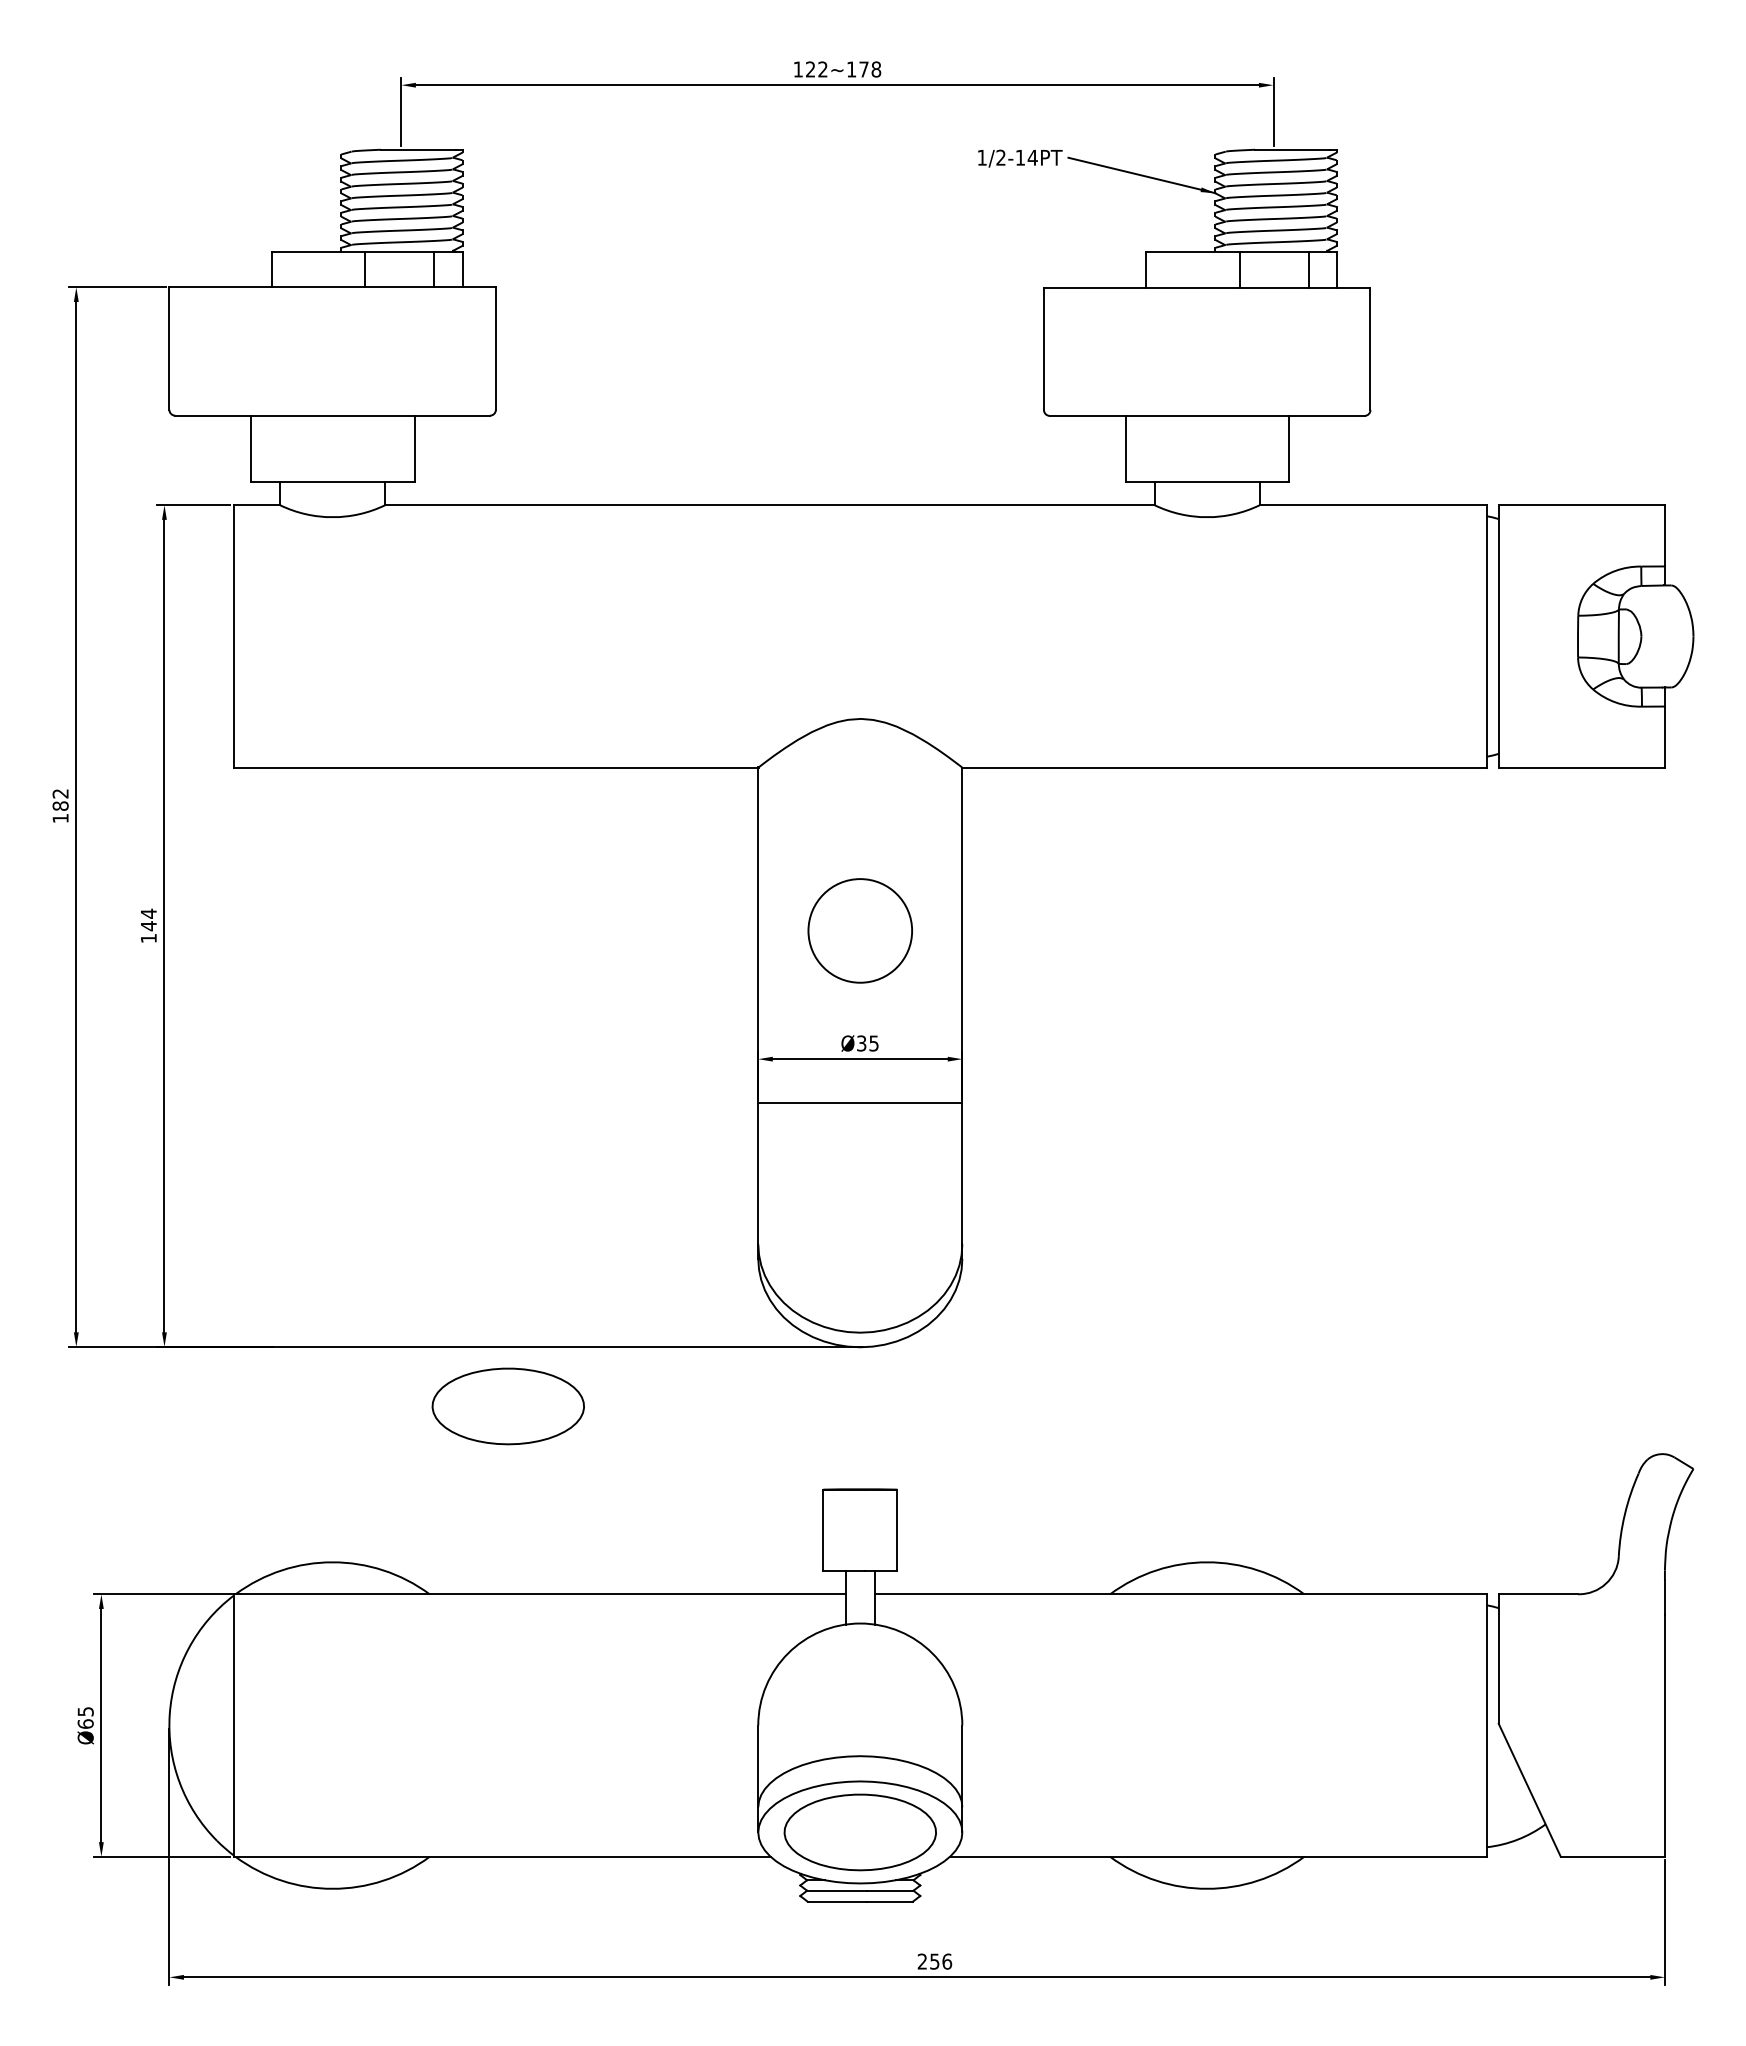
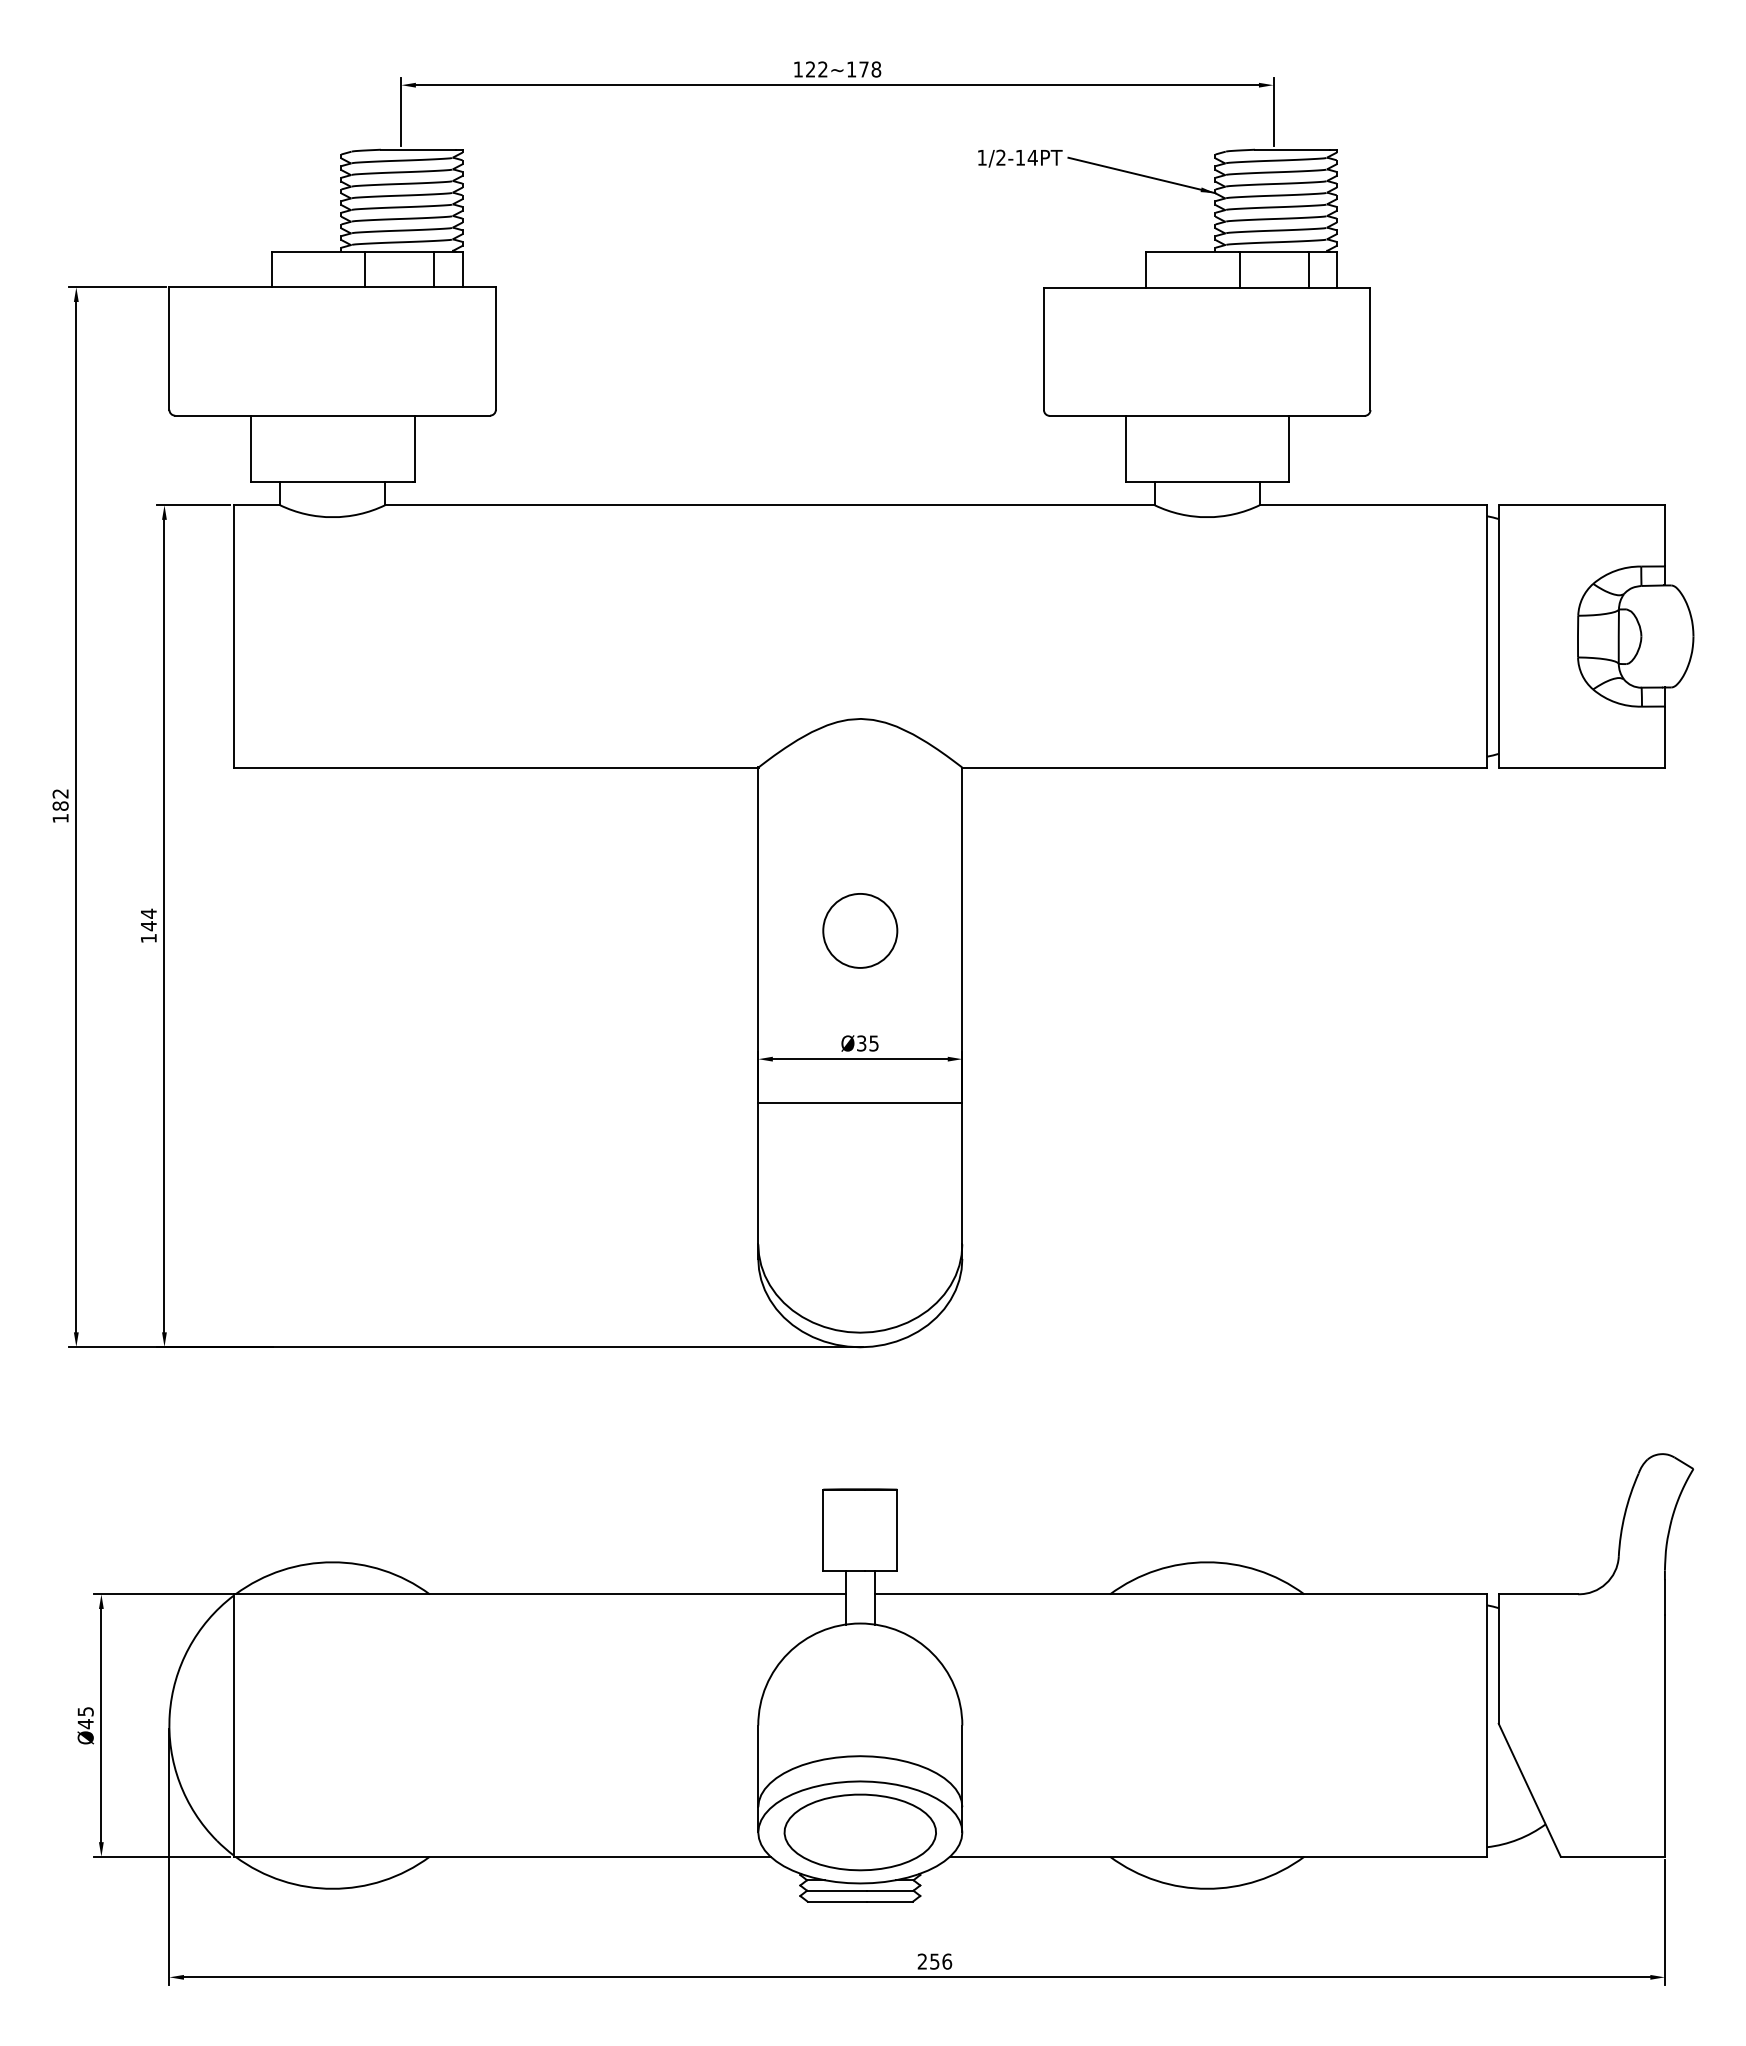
circle diameter: 104 px -> 74 px (860, 930)
part: present -> none (507, 1406)
text: Ø65 -> Ø45 (85, 1724)
